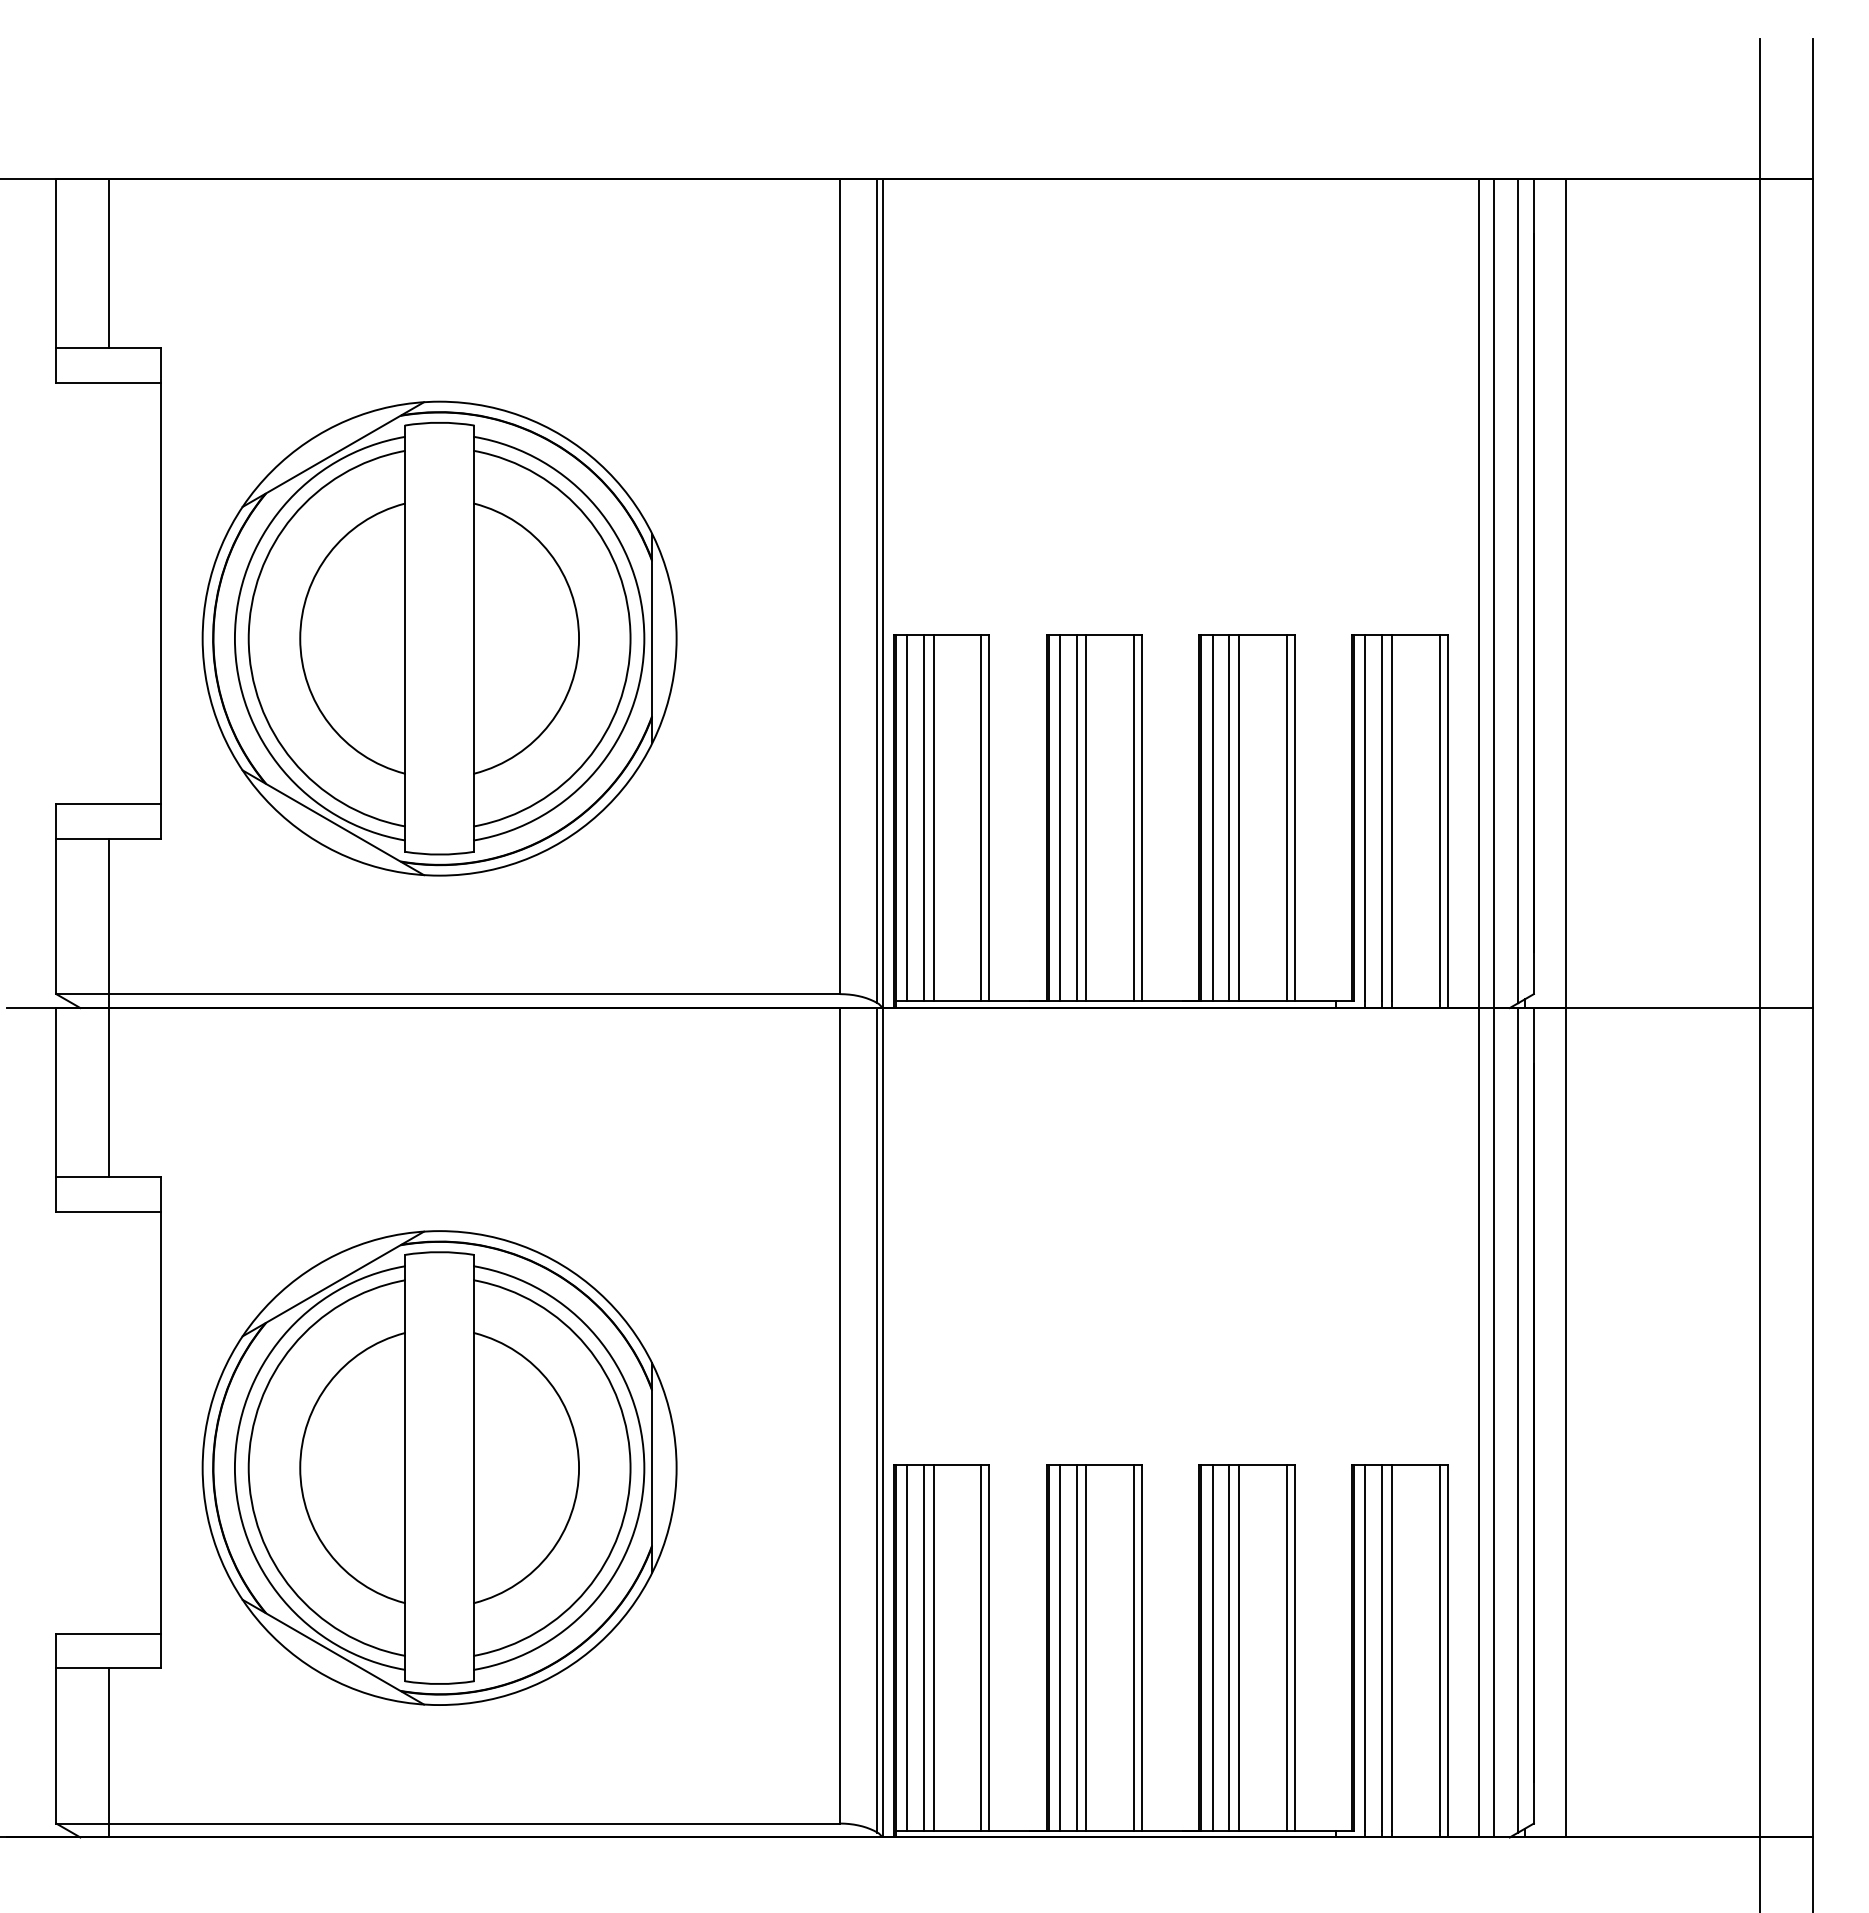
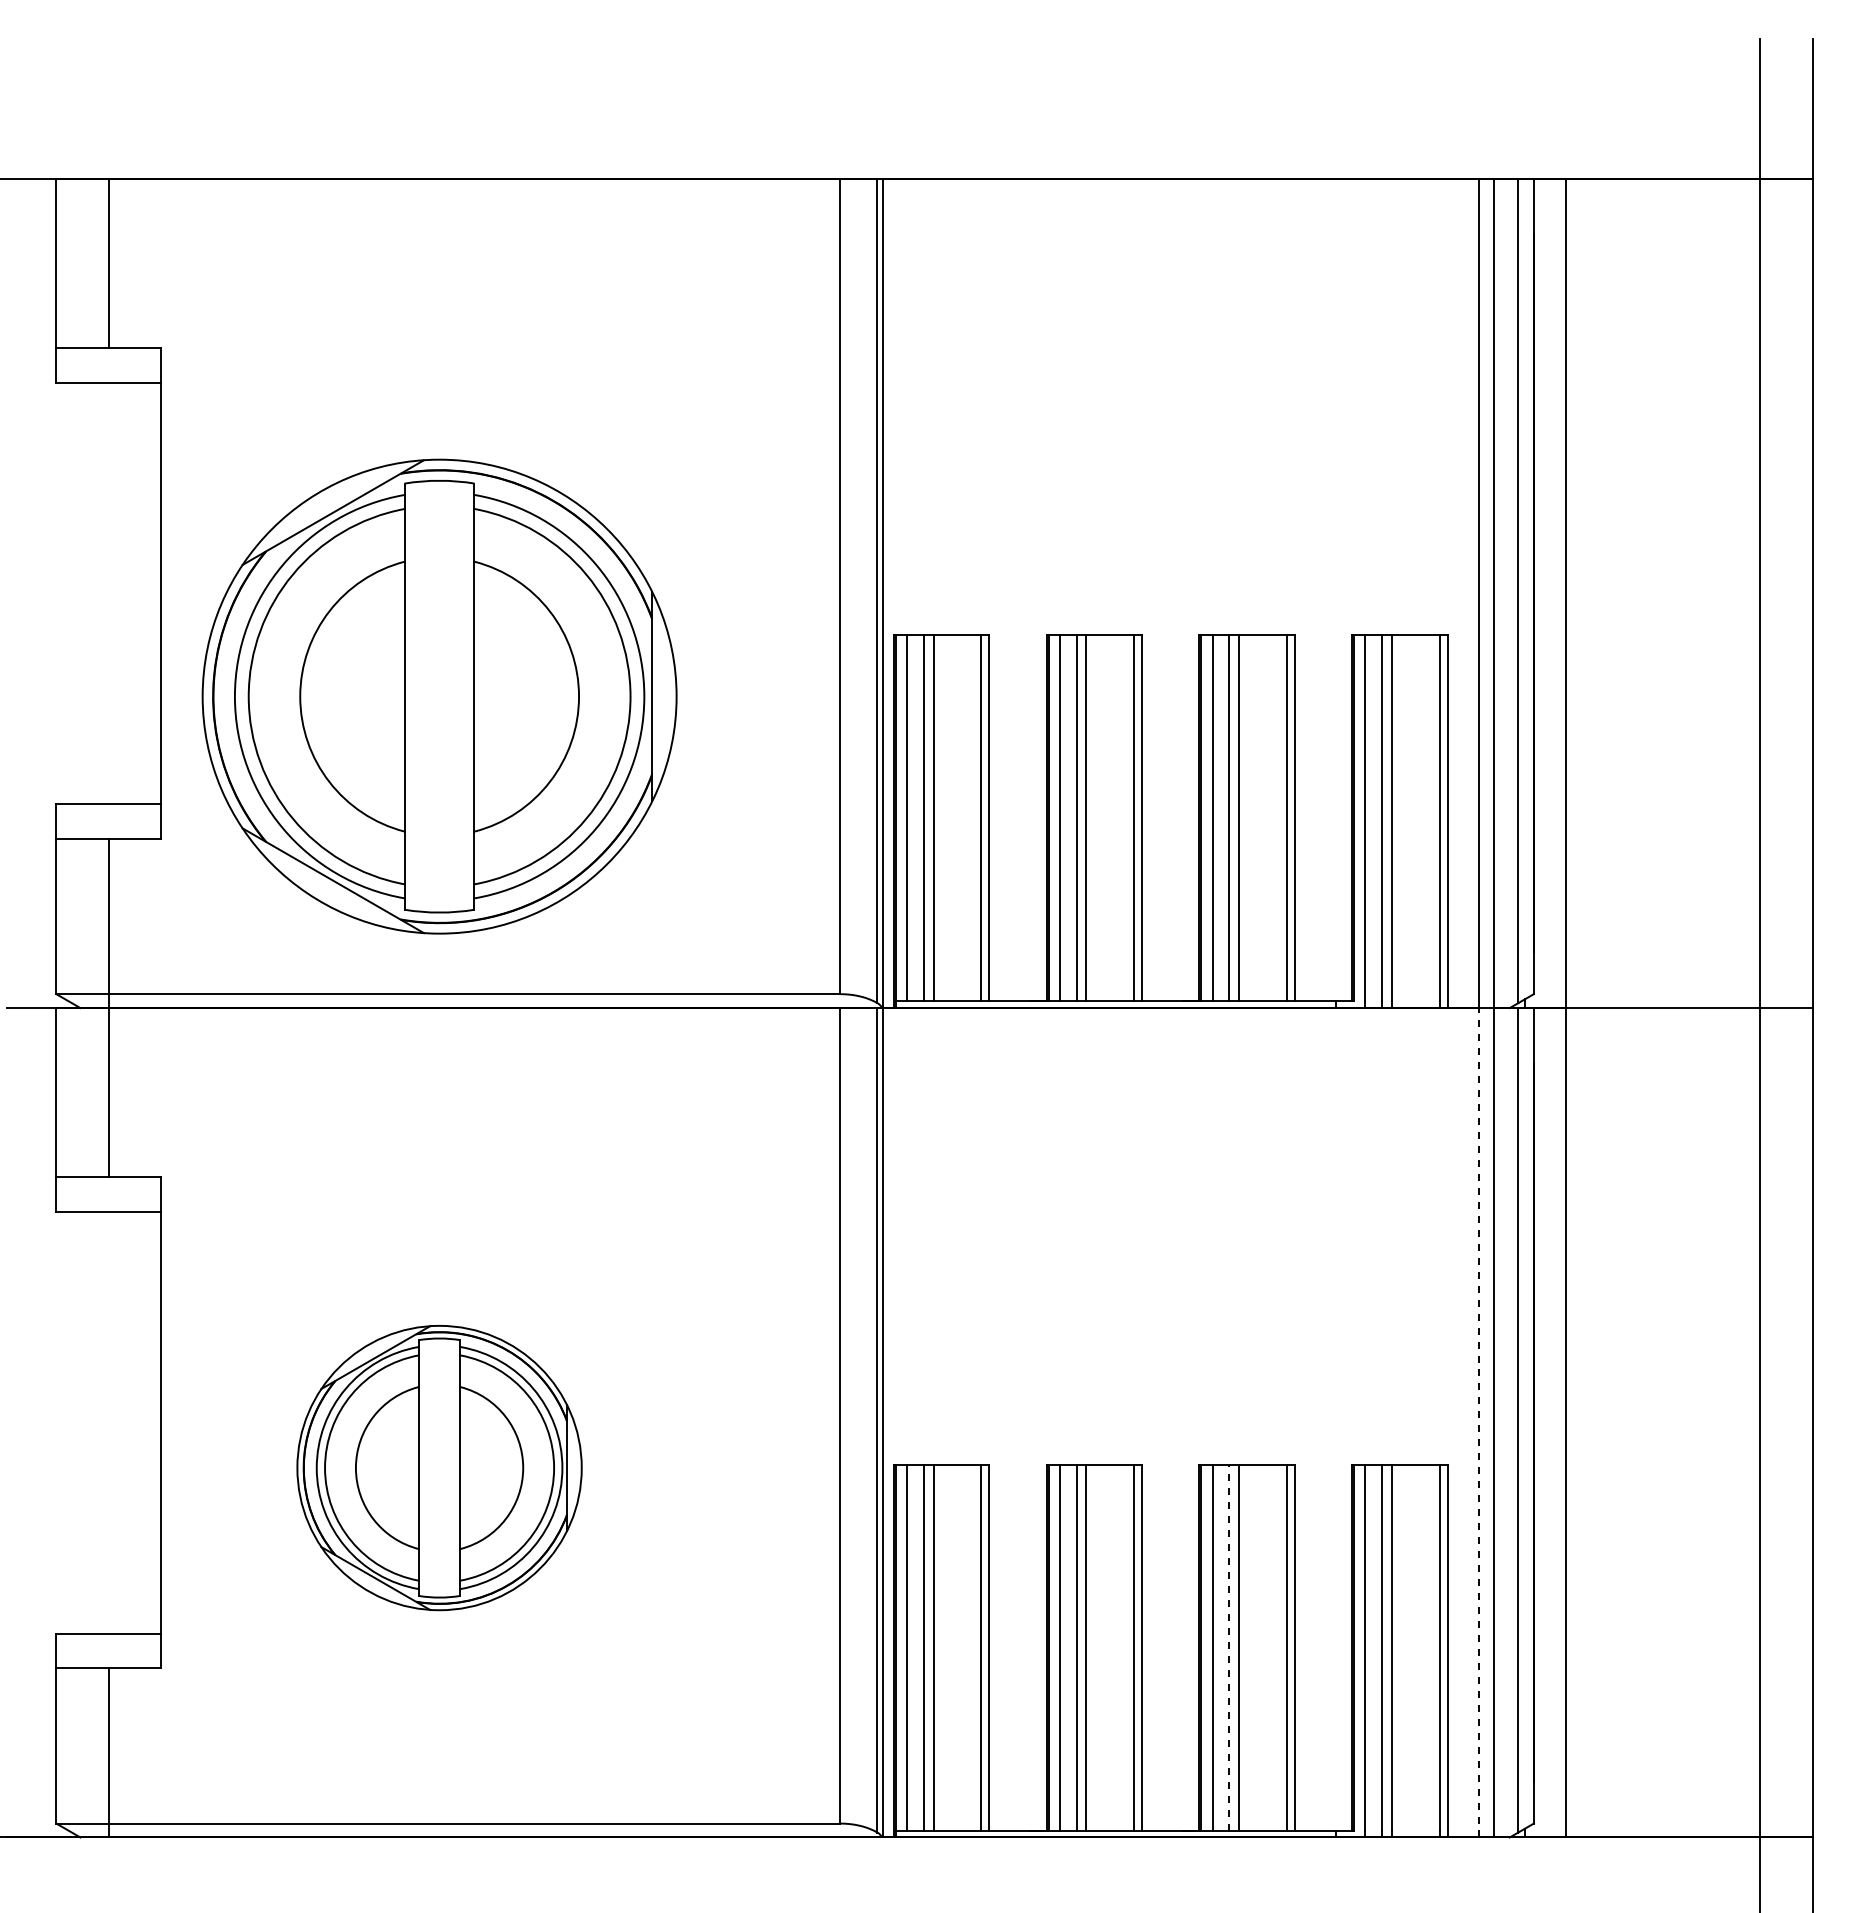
part position: (439, 638) -> (439, 696) (439, 696)
line: solid -> dashed (1478, 1422)
part size: 477x476 px -> 287x287 px (439, 1468)
line: solid -> dashed (1229, 1647)
